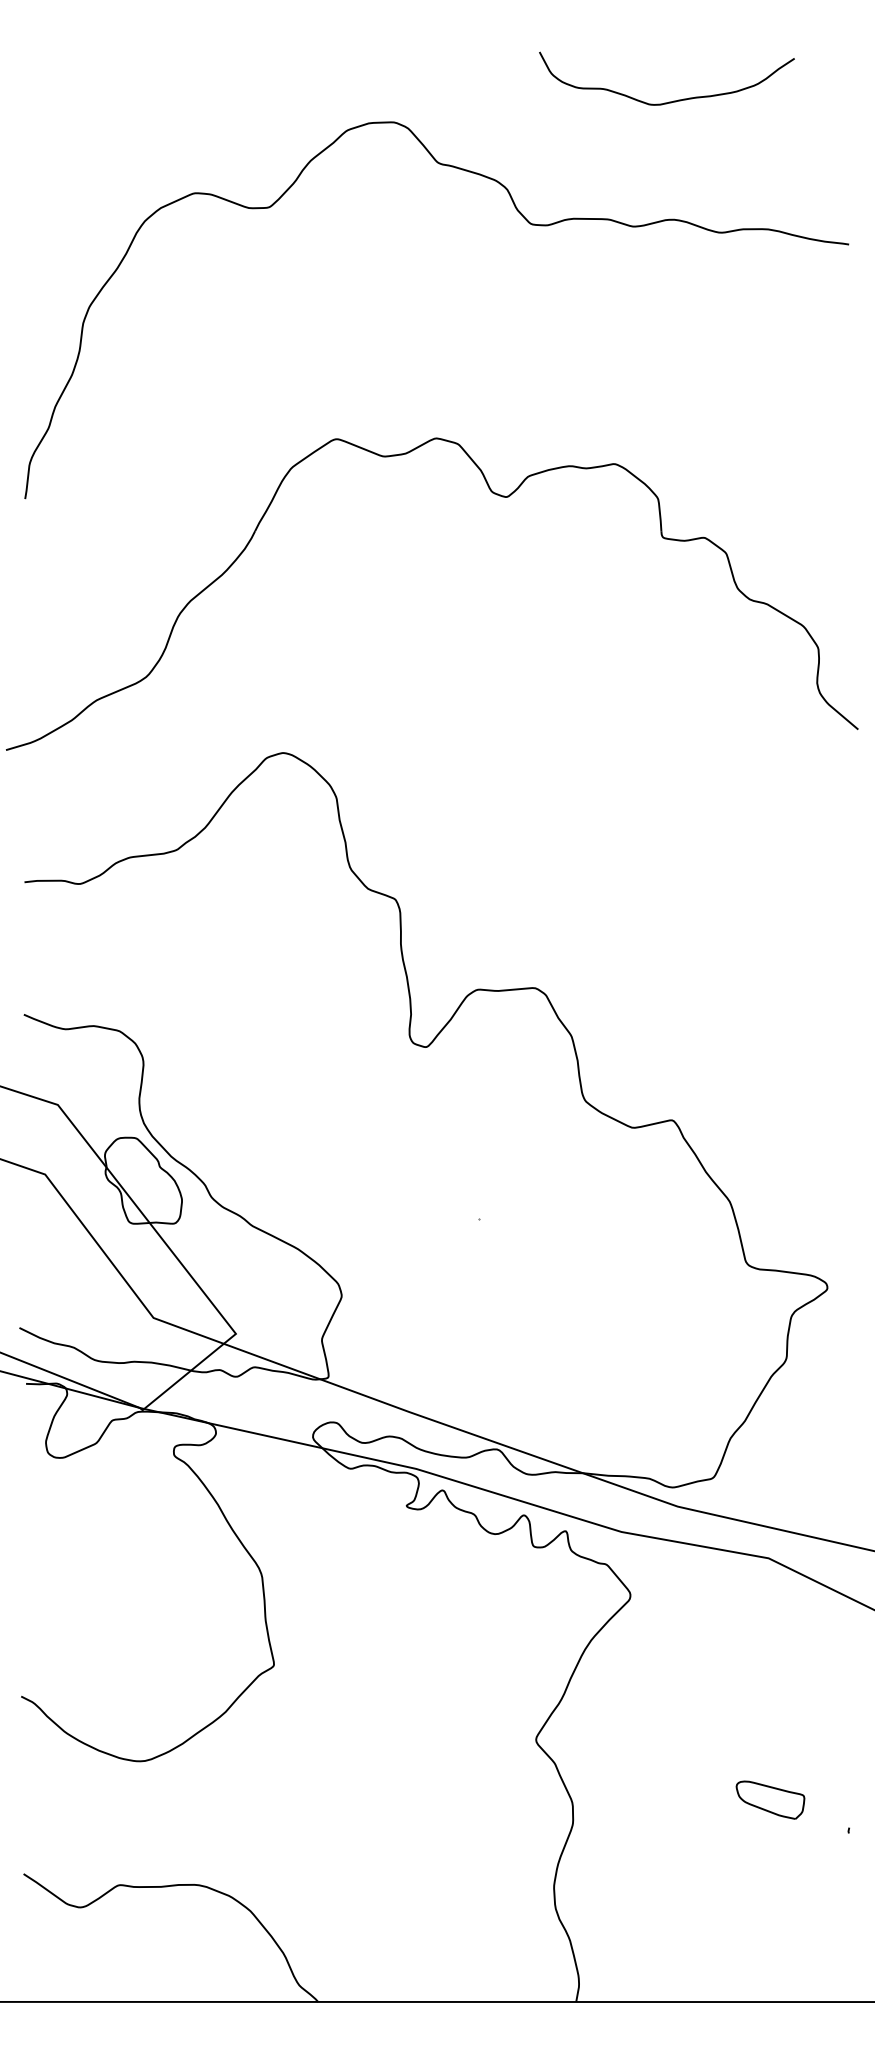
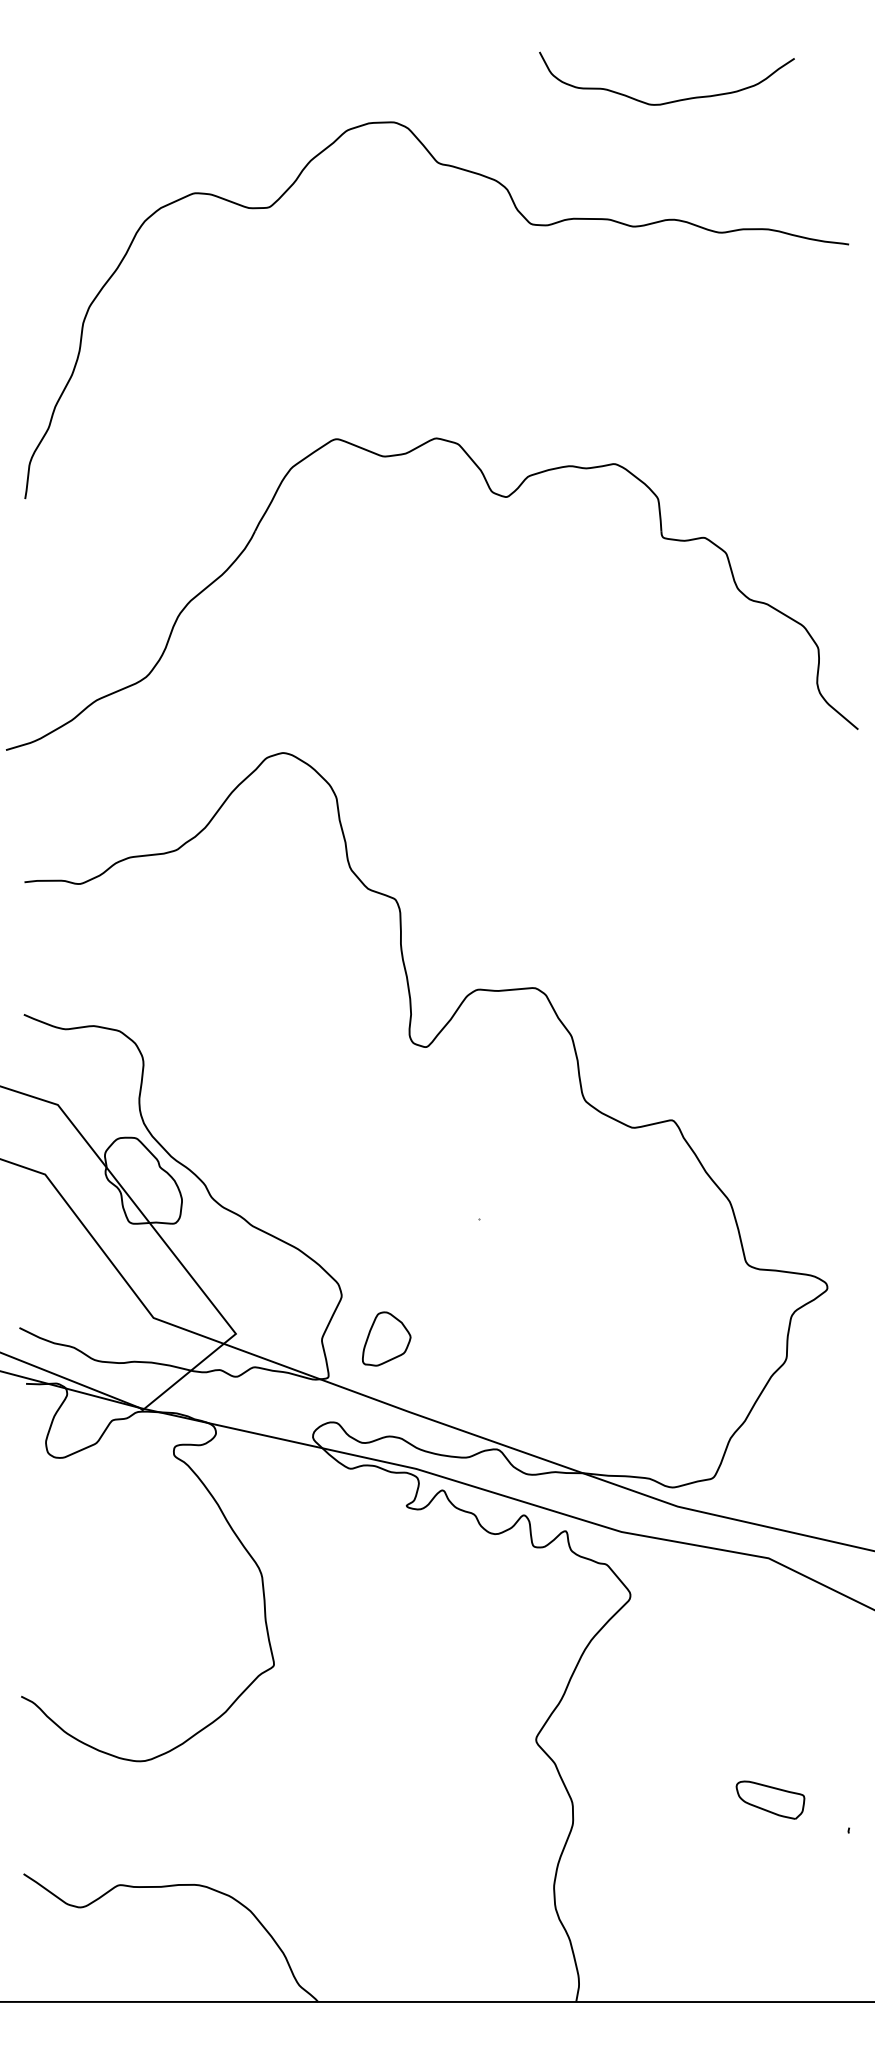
part: none -> present (386, 1338)
